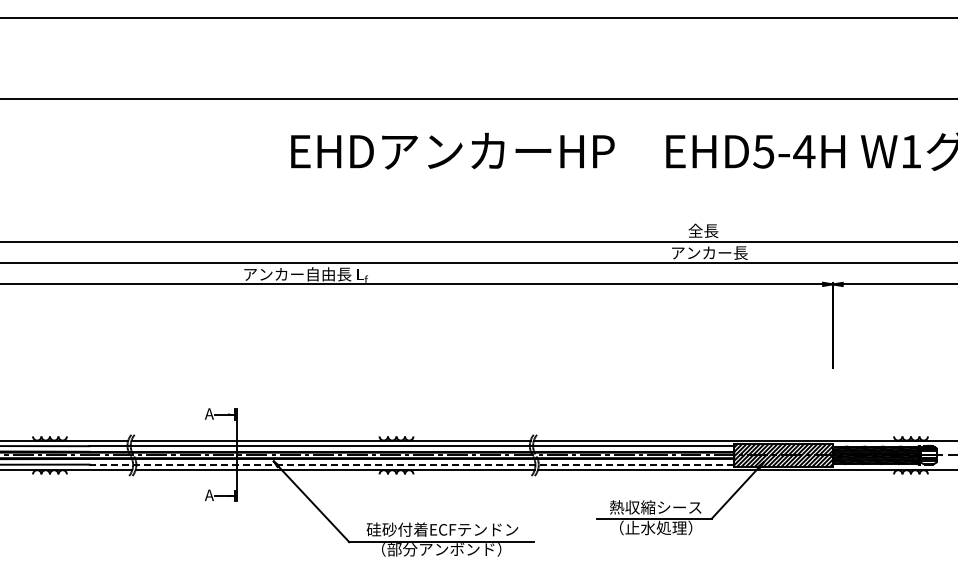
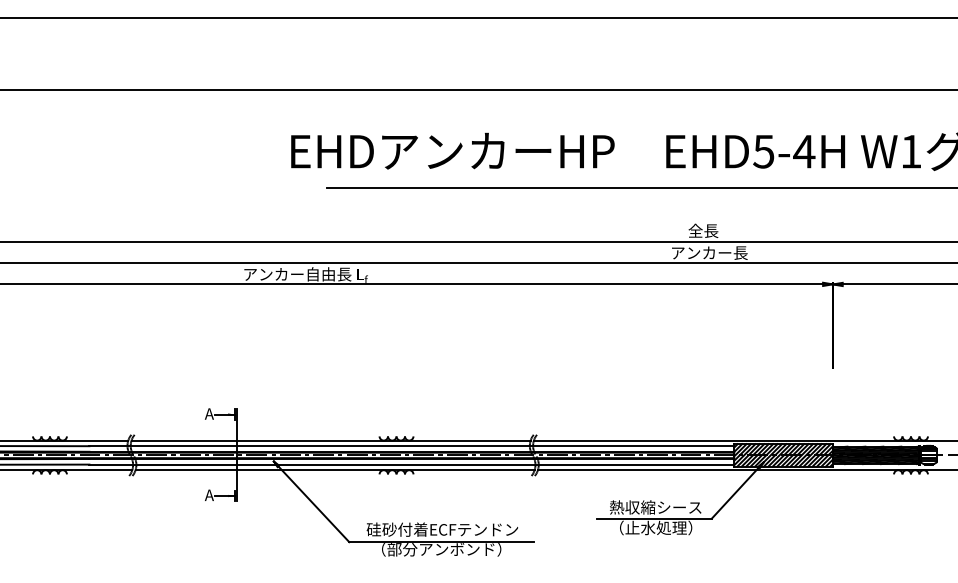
line position: (478, 98) -> (478, 89) (478, 89)
line: none -> present (640, 188)
line: dashed -> solid (411, 464)
